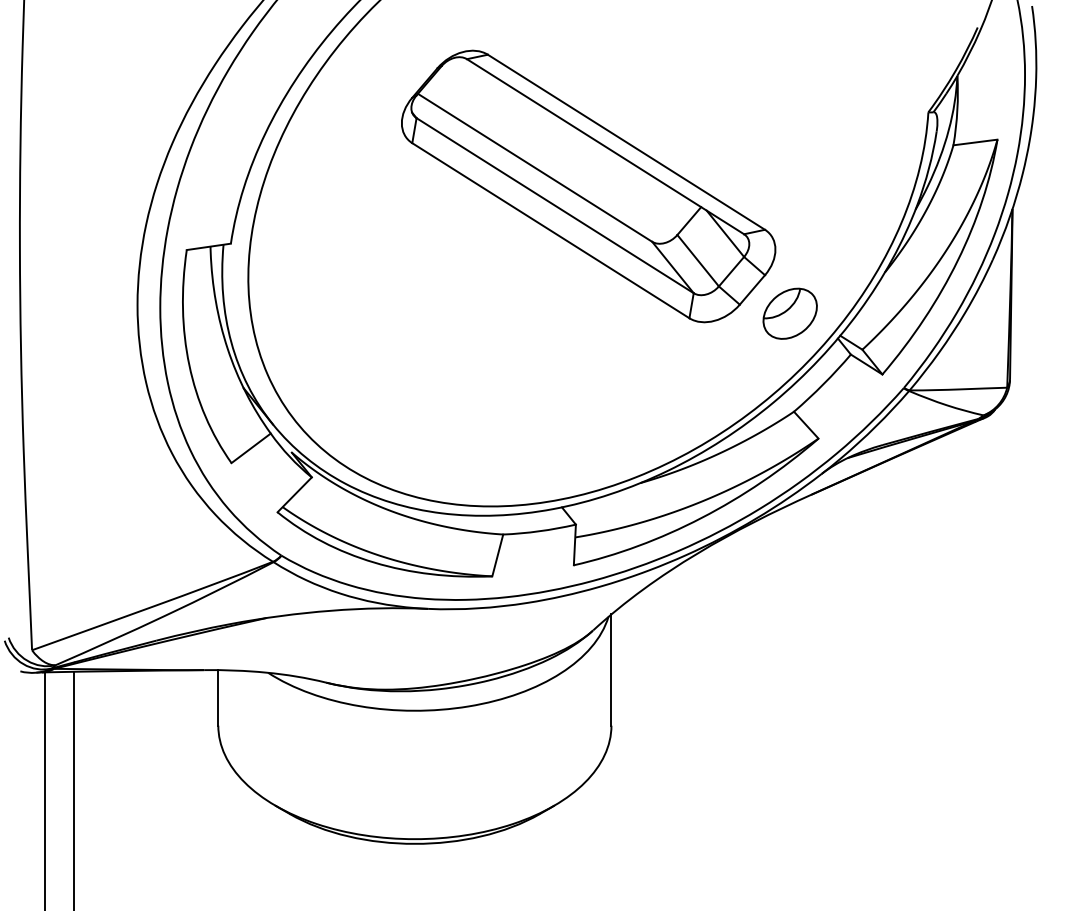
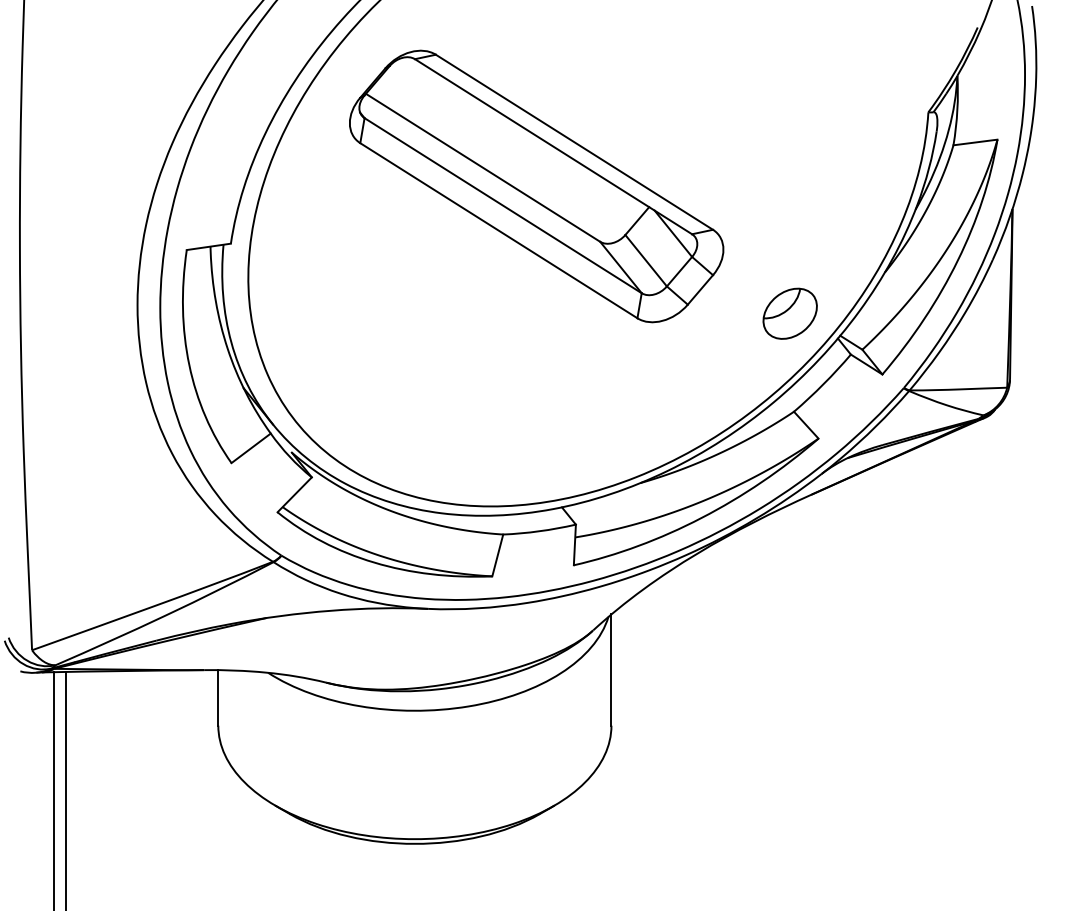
part position: (588, 186) -> (536, 186) (536, 186)
line position: (45, 789) -> (54, 789) (54, 789)
line position: (73, 789) -> (65, 789) (65, 789)
